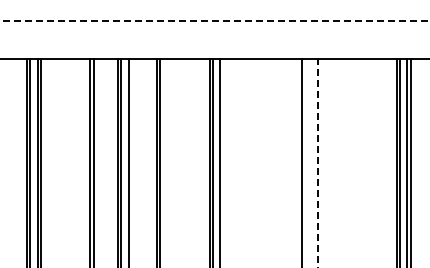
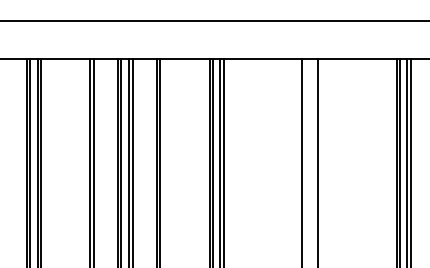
line: dashed -> solid (214, 20)
line: none -> present (132, 161)
line: none -> present (223, 161)
line: dashed -> solid (318, 162)
